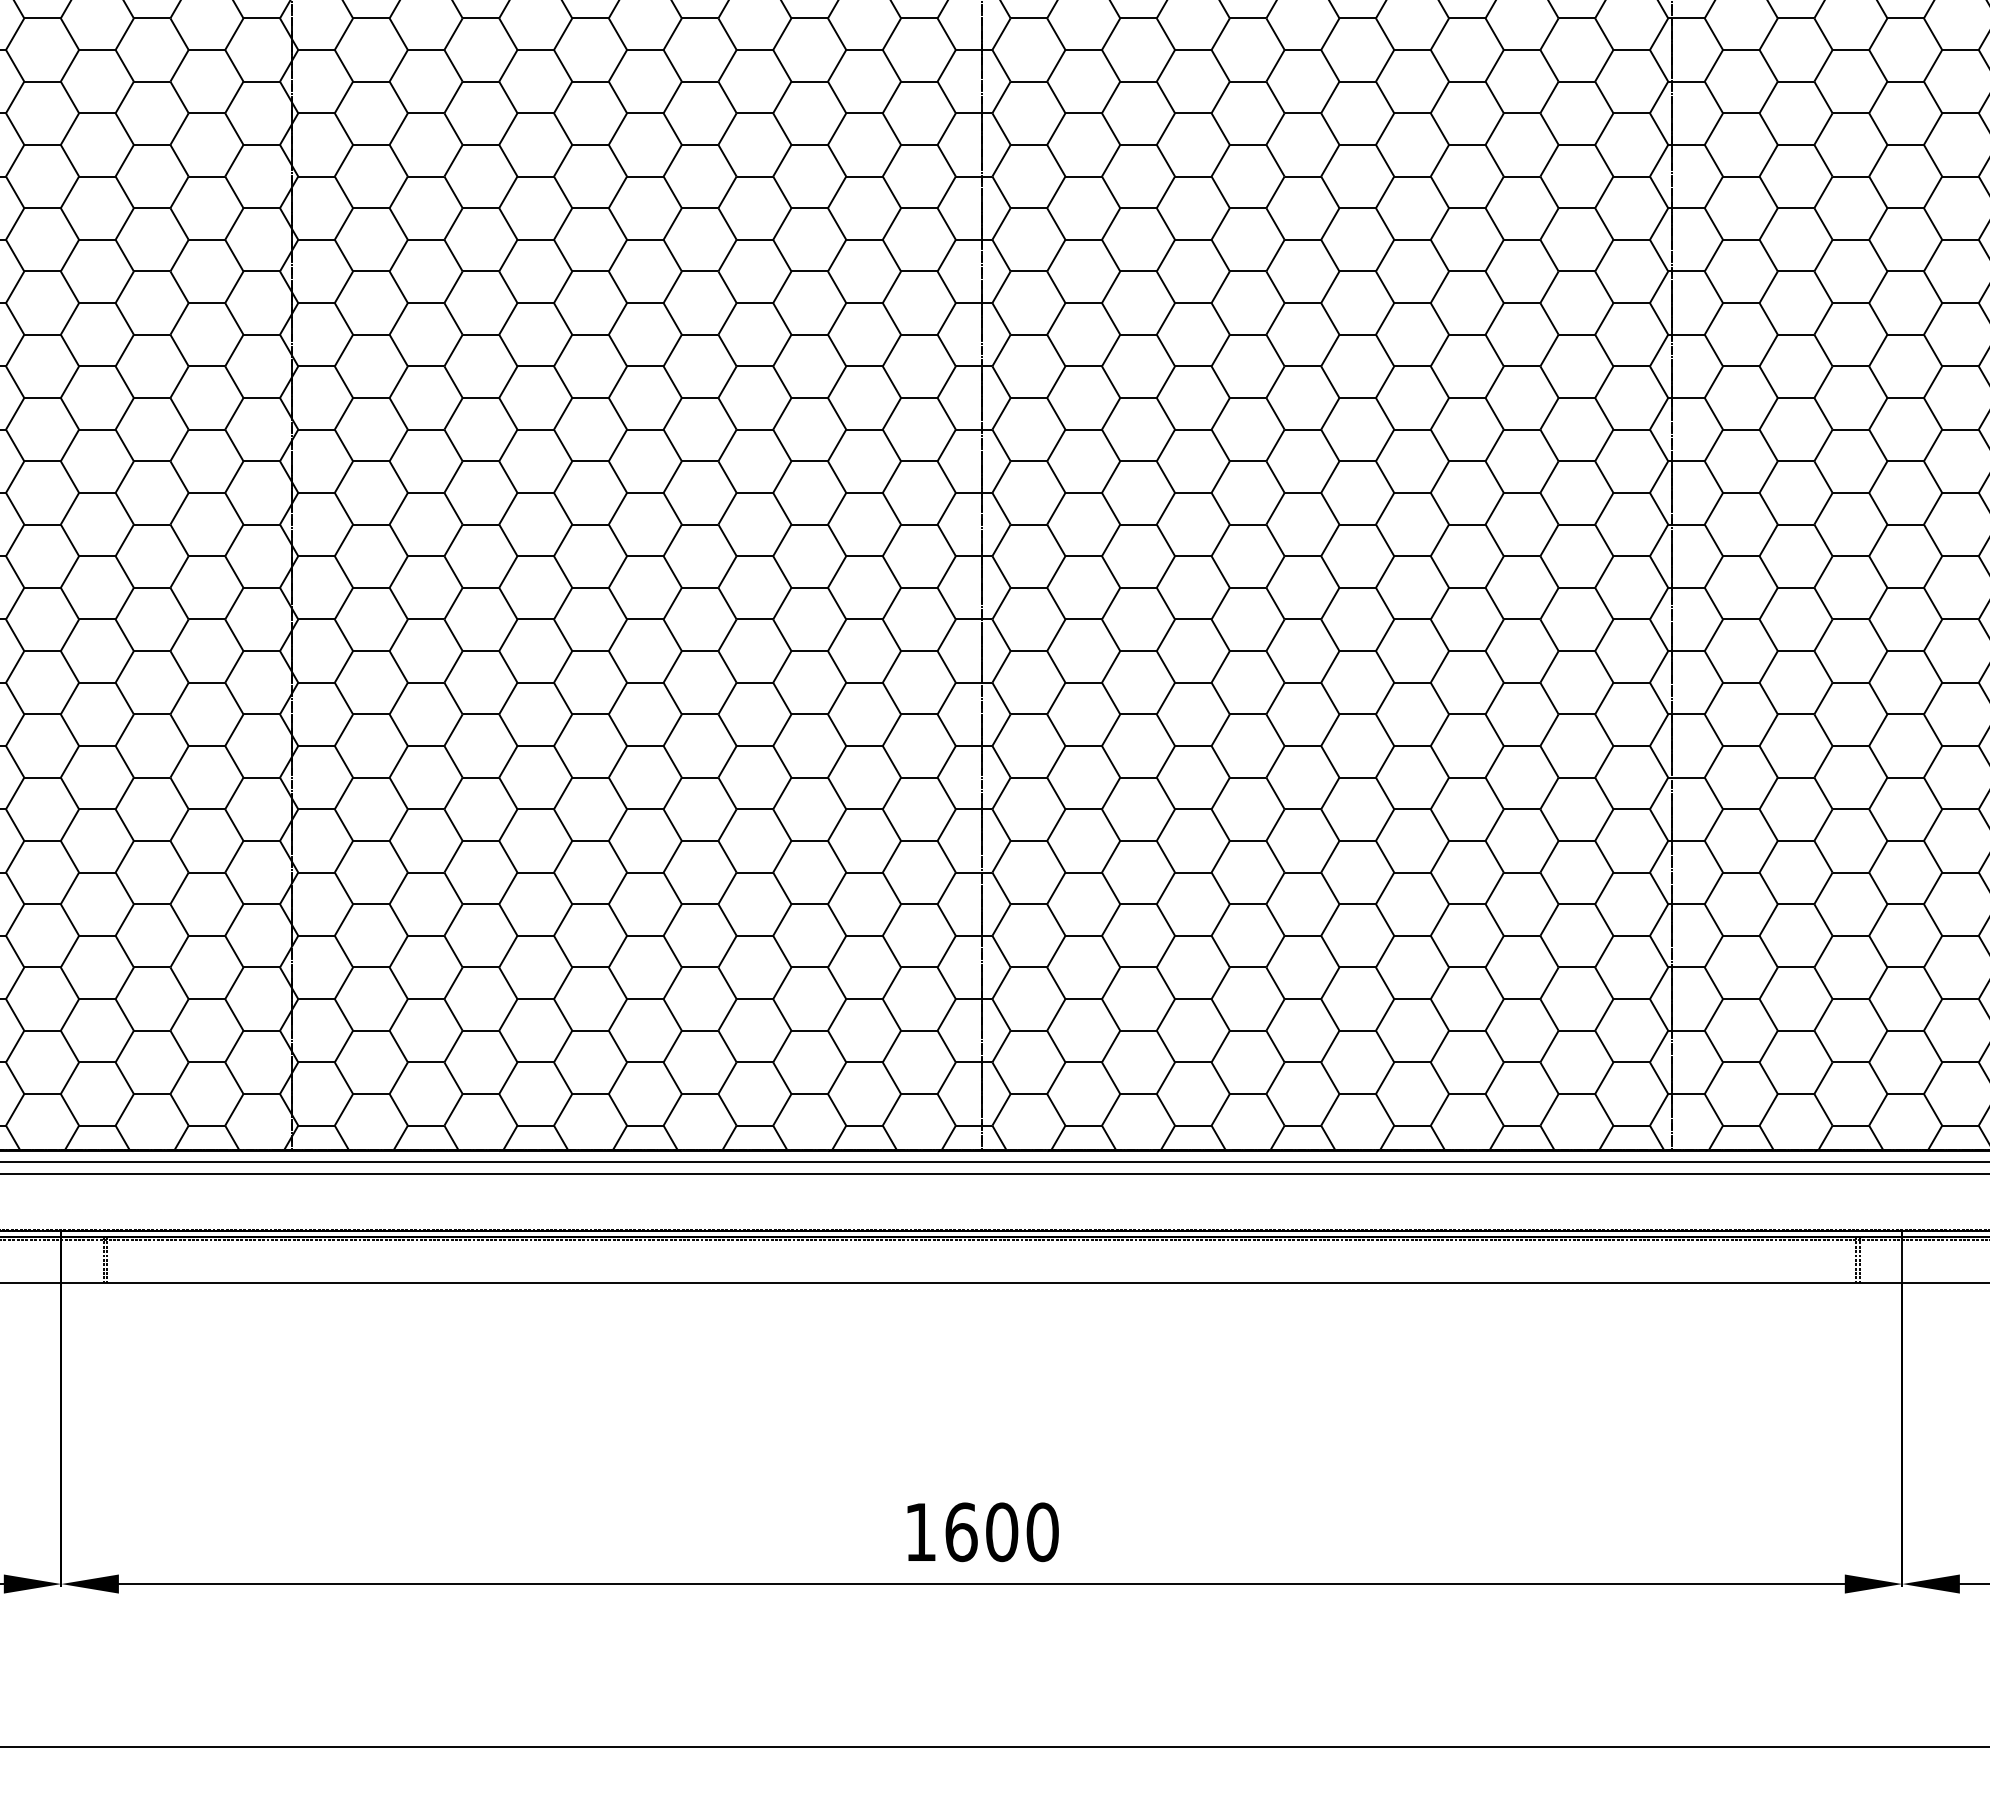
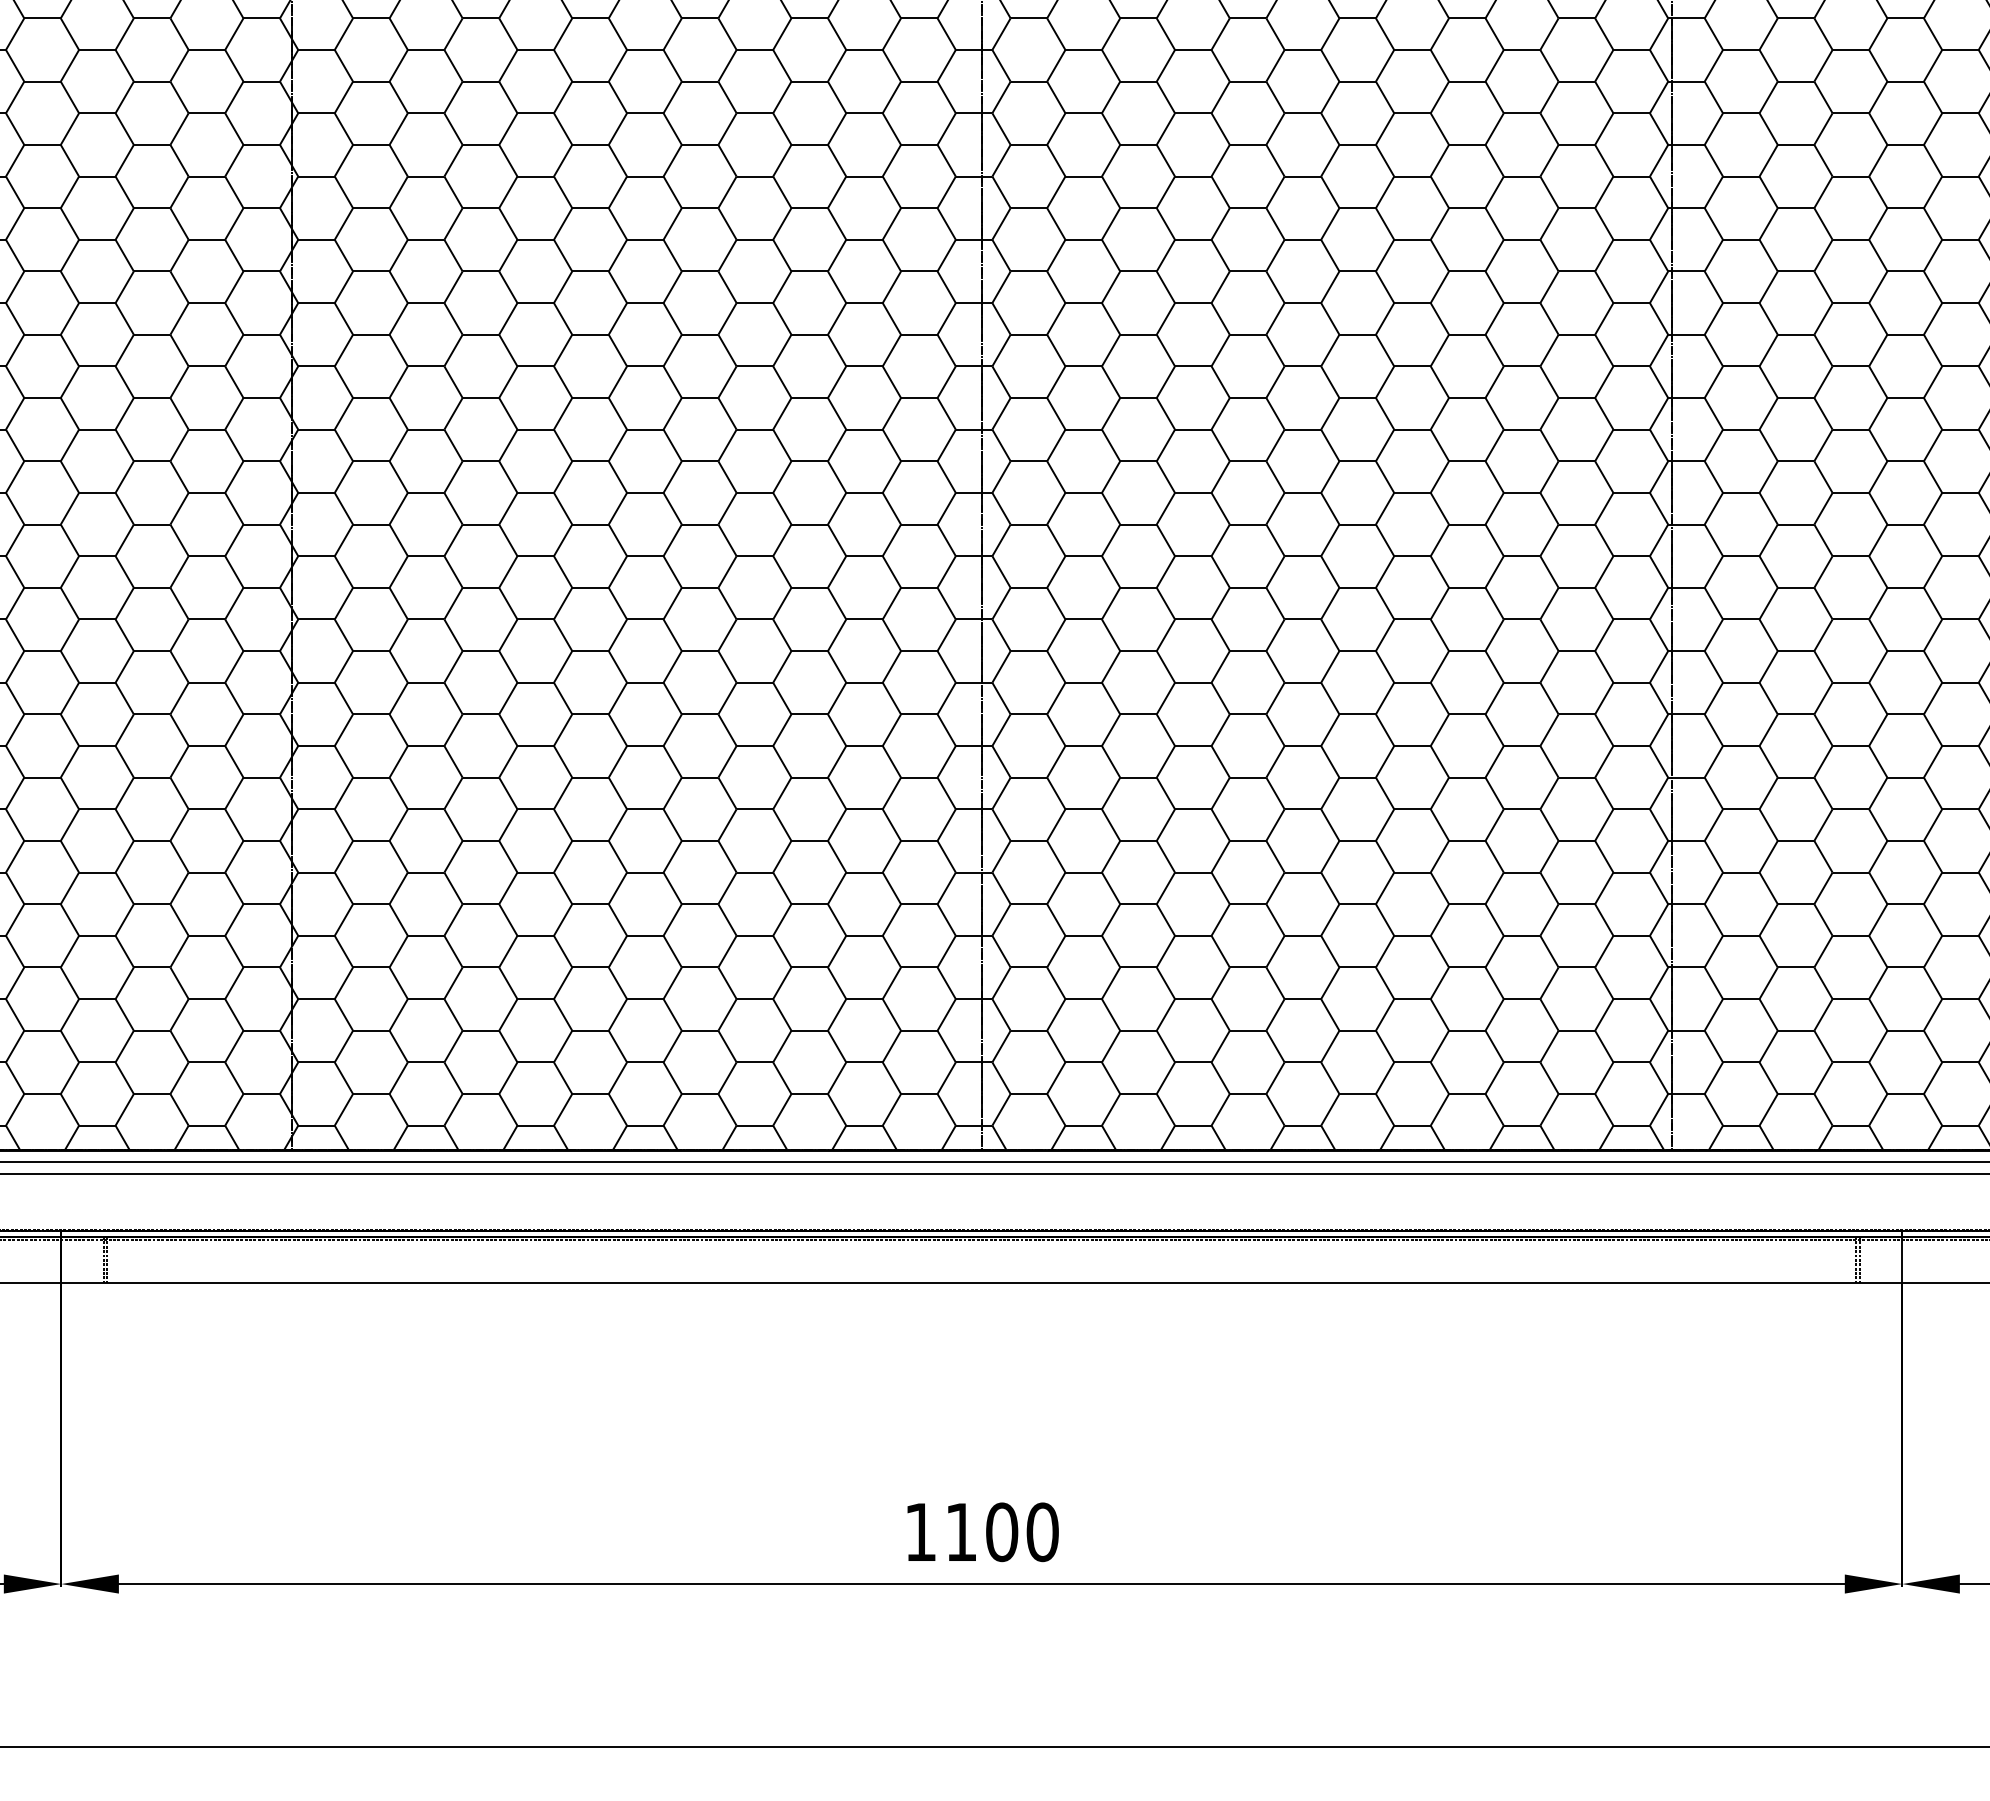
text: 1600 -> 1100 (961, 1532)
